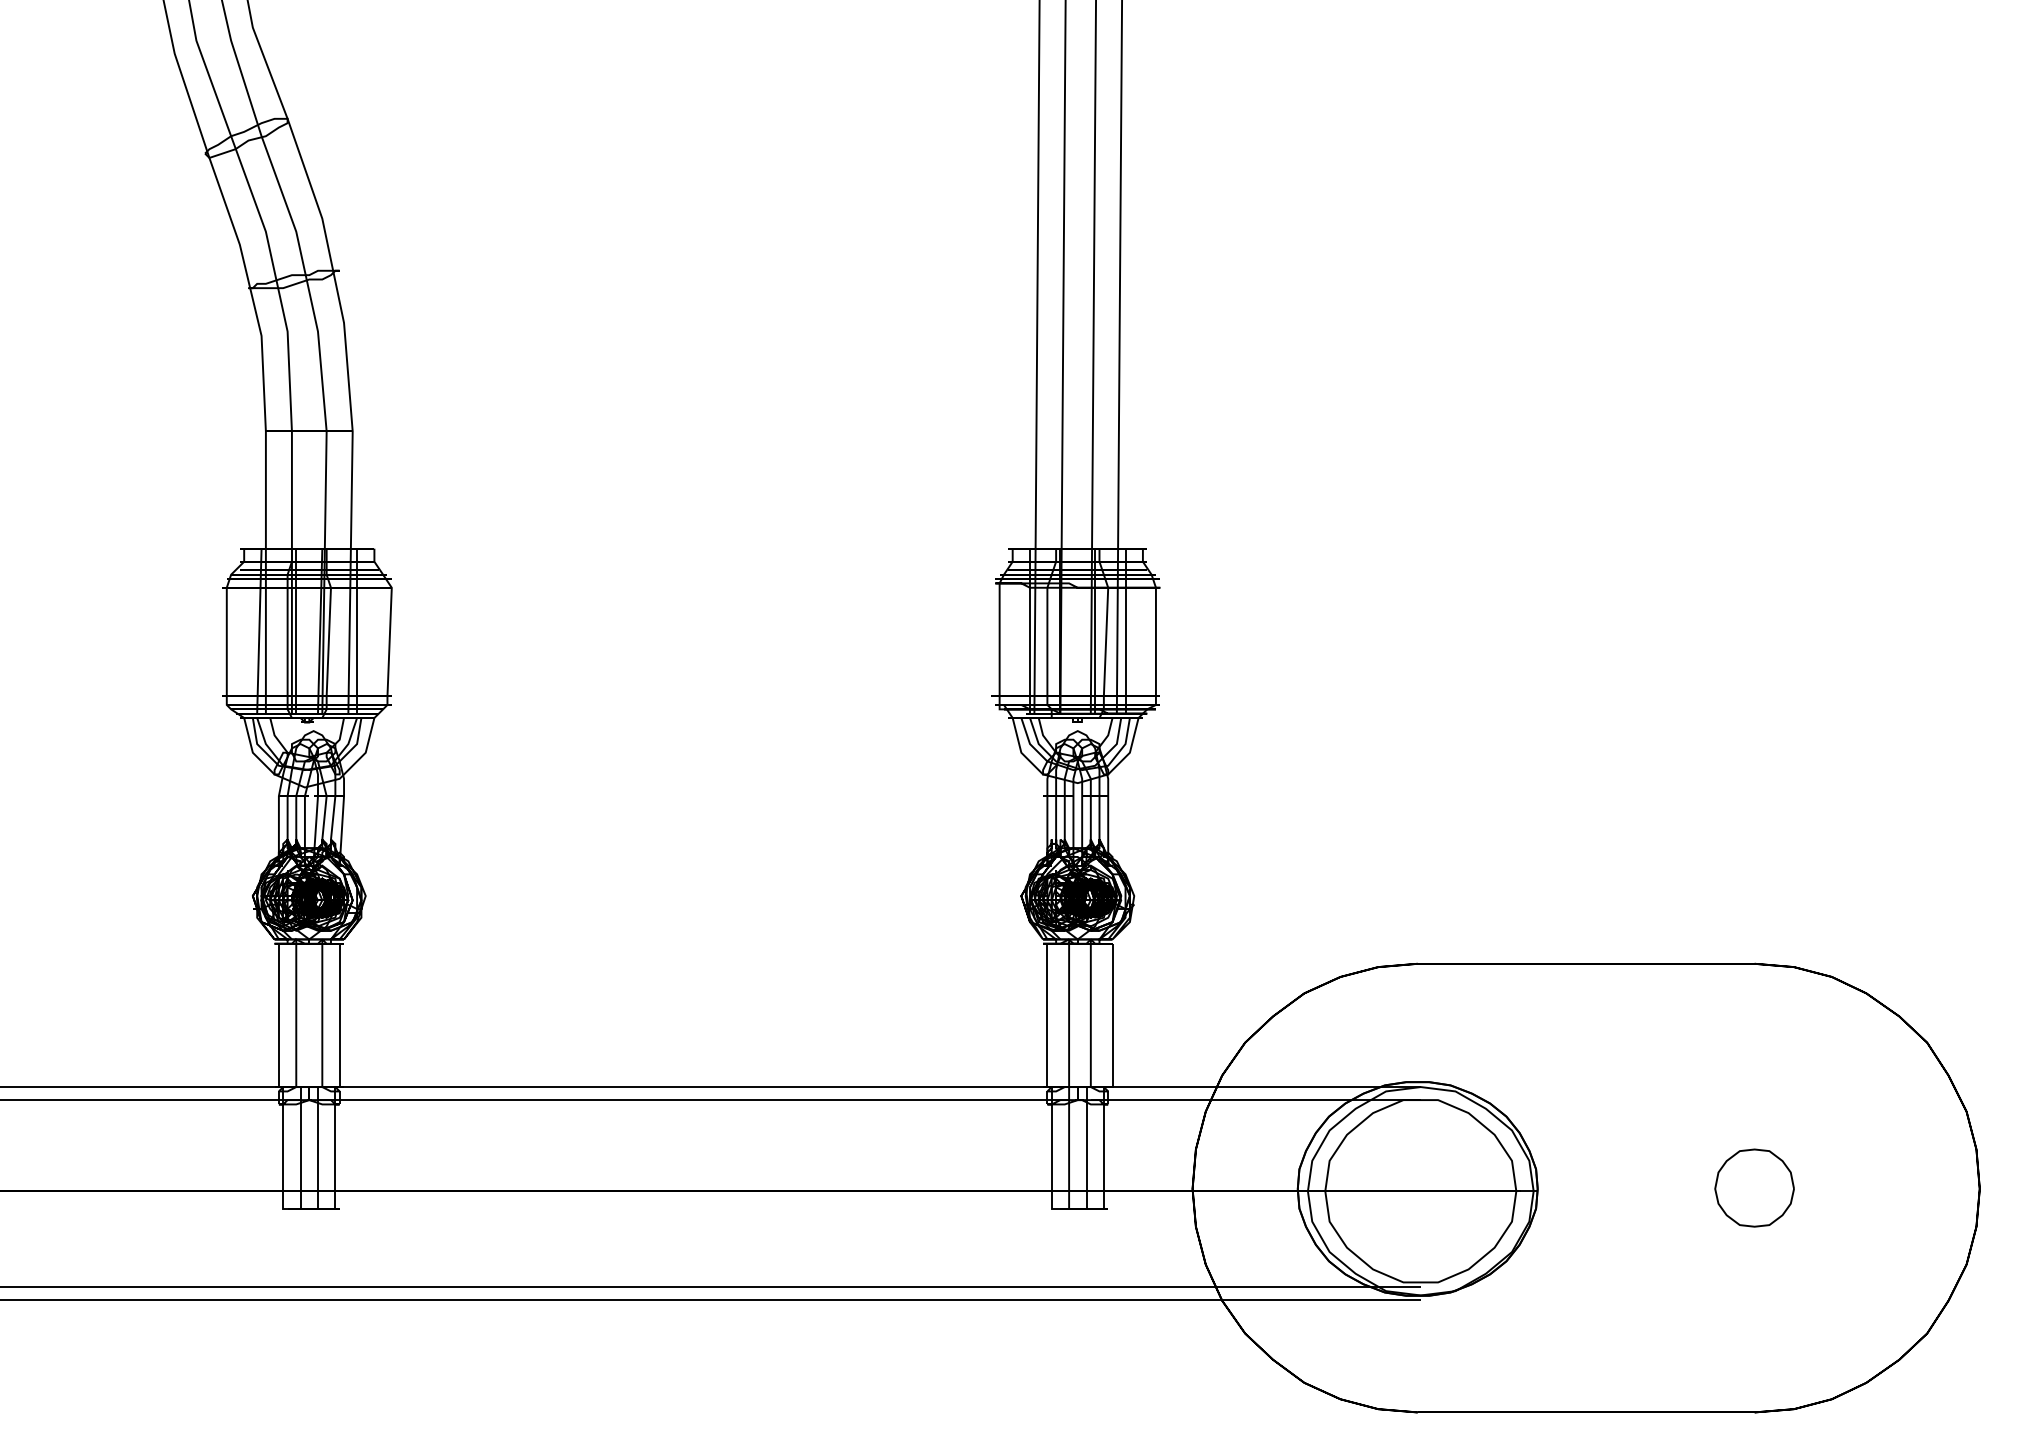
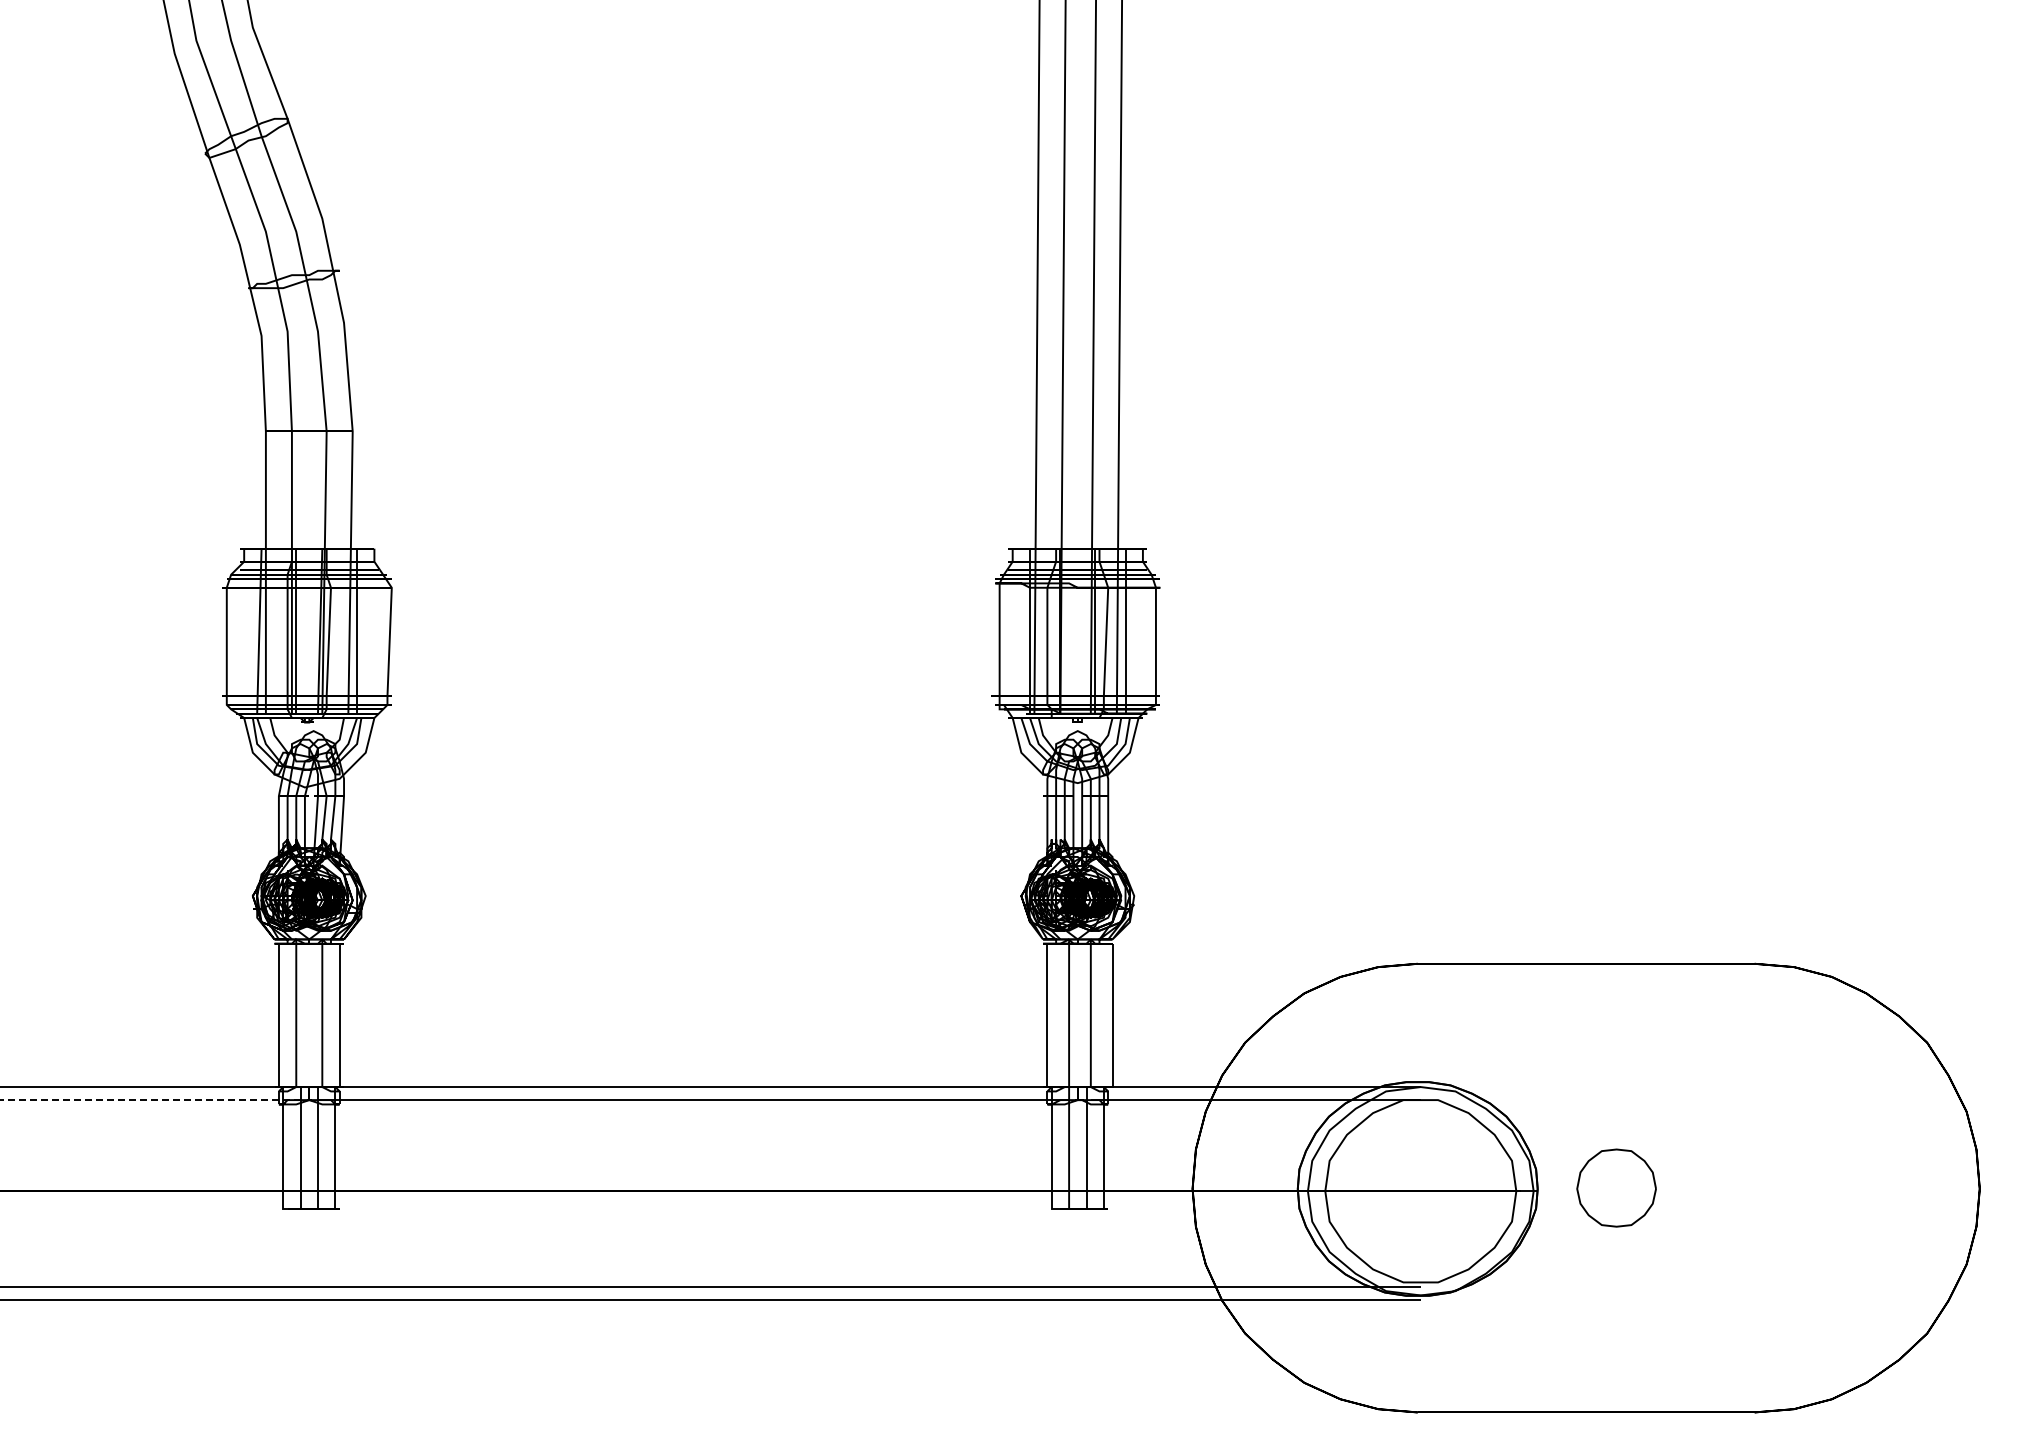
line: solid -> dashed (150, 1100)
part position: (1754, 1187) -> (1616, 1187) (1616, 1187)
